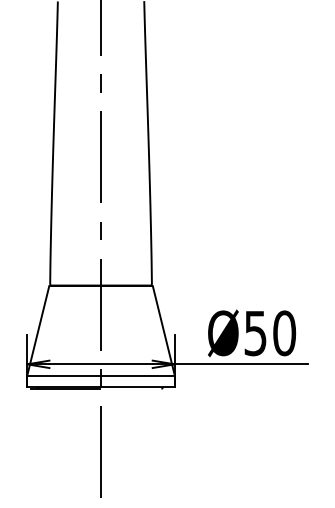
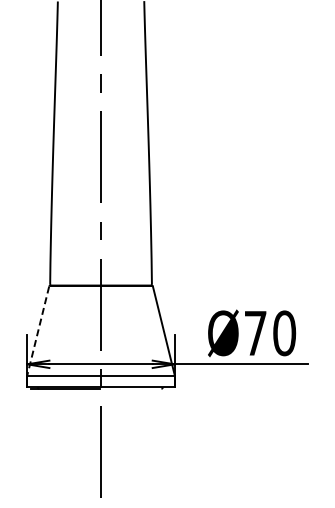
line: solid -> dashed (38, 331)
text: Ø50 -> Ø70 (255, 333)
